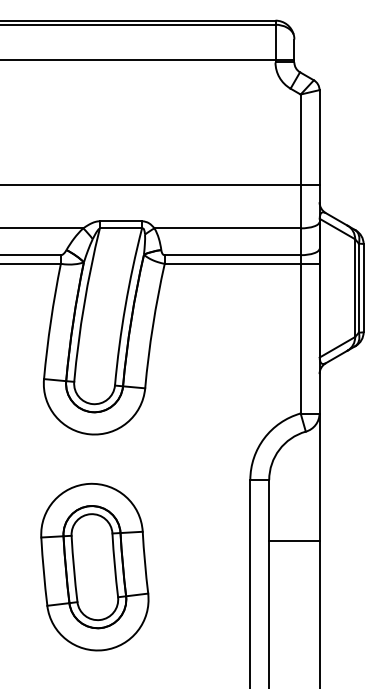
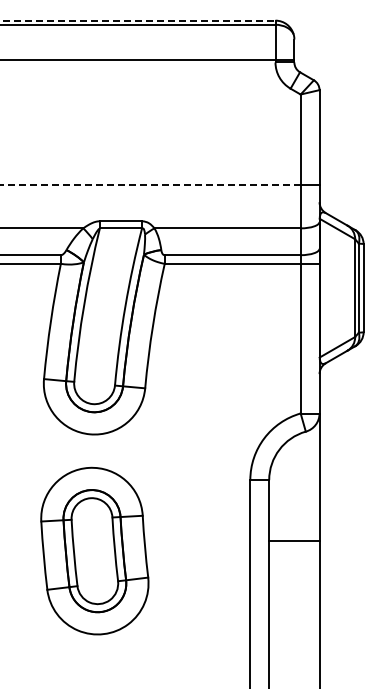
line: solid -> dashed (137, 20)
line: solid -> dashed (150, 185)
part position: (94, 566) -> (94, 550) (94, 550)
